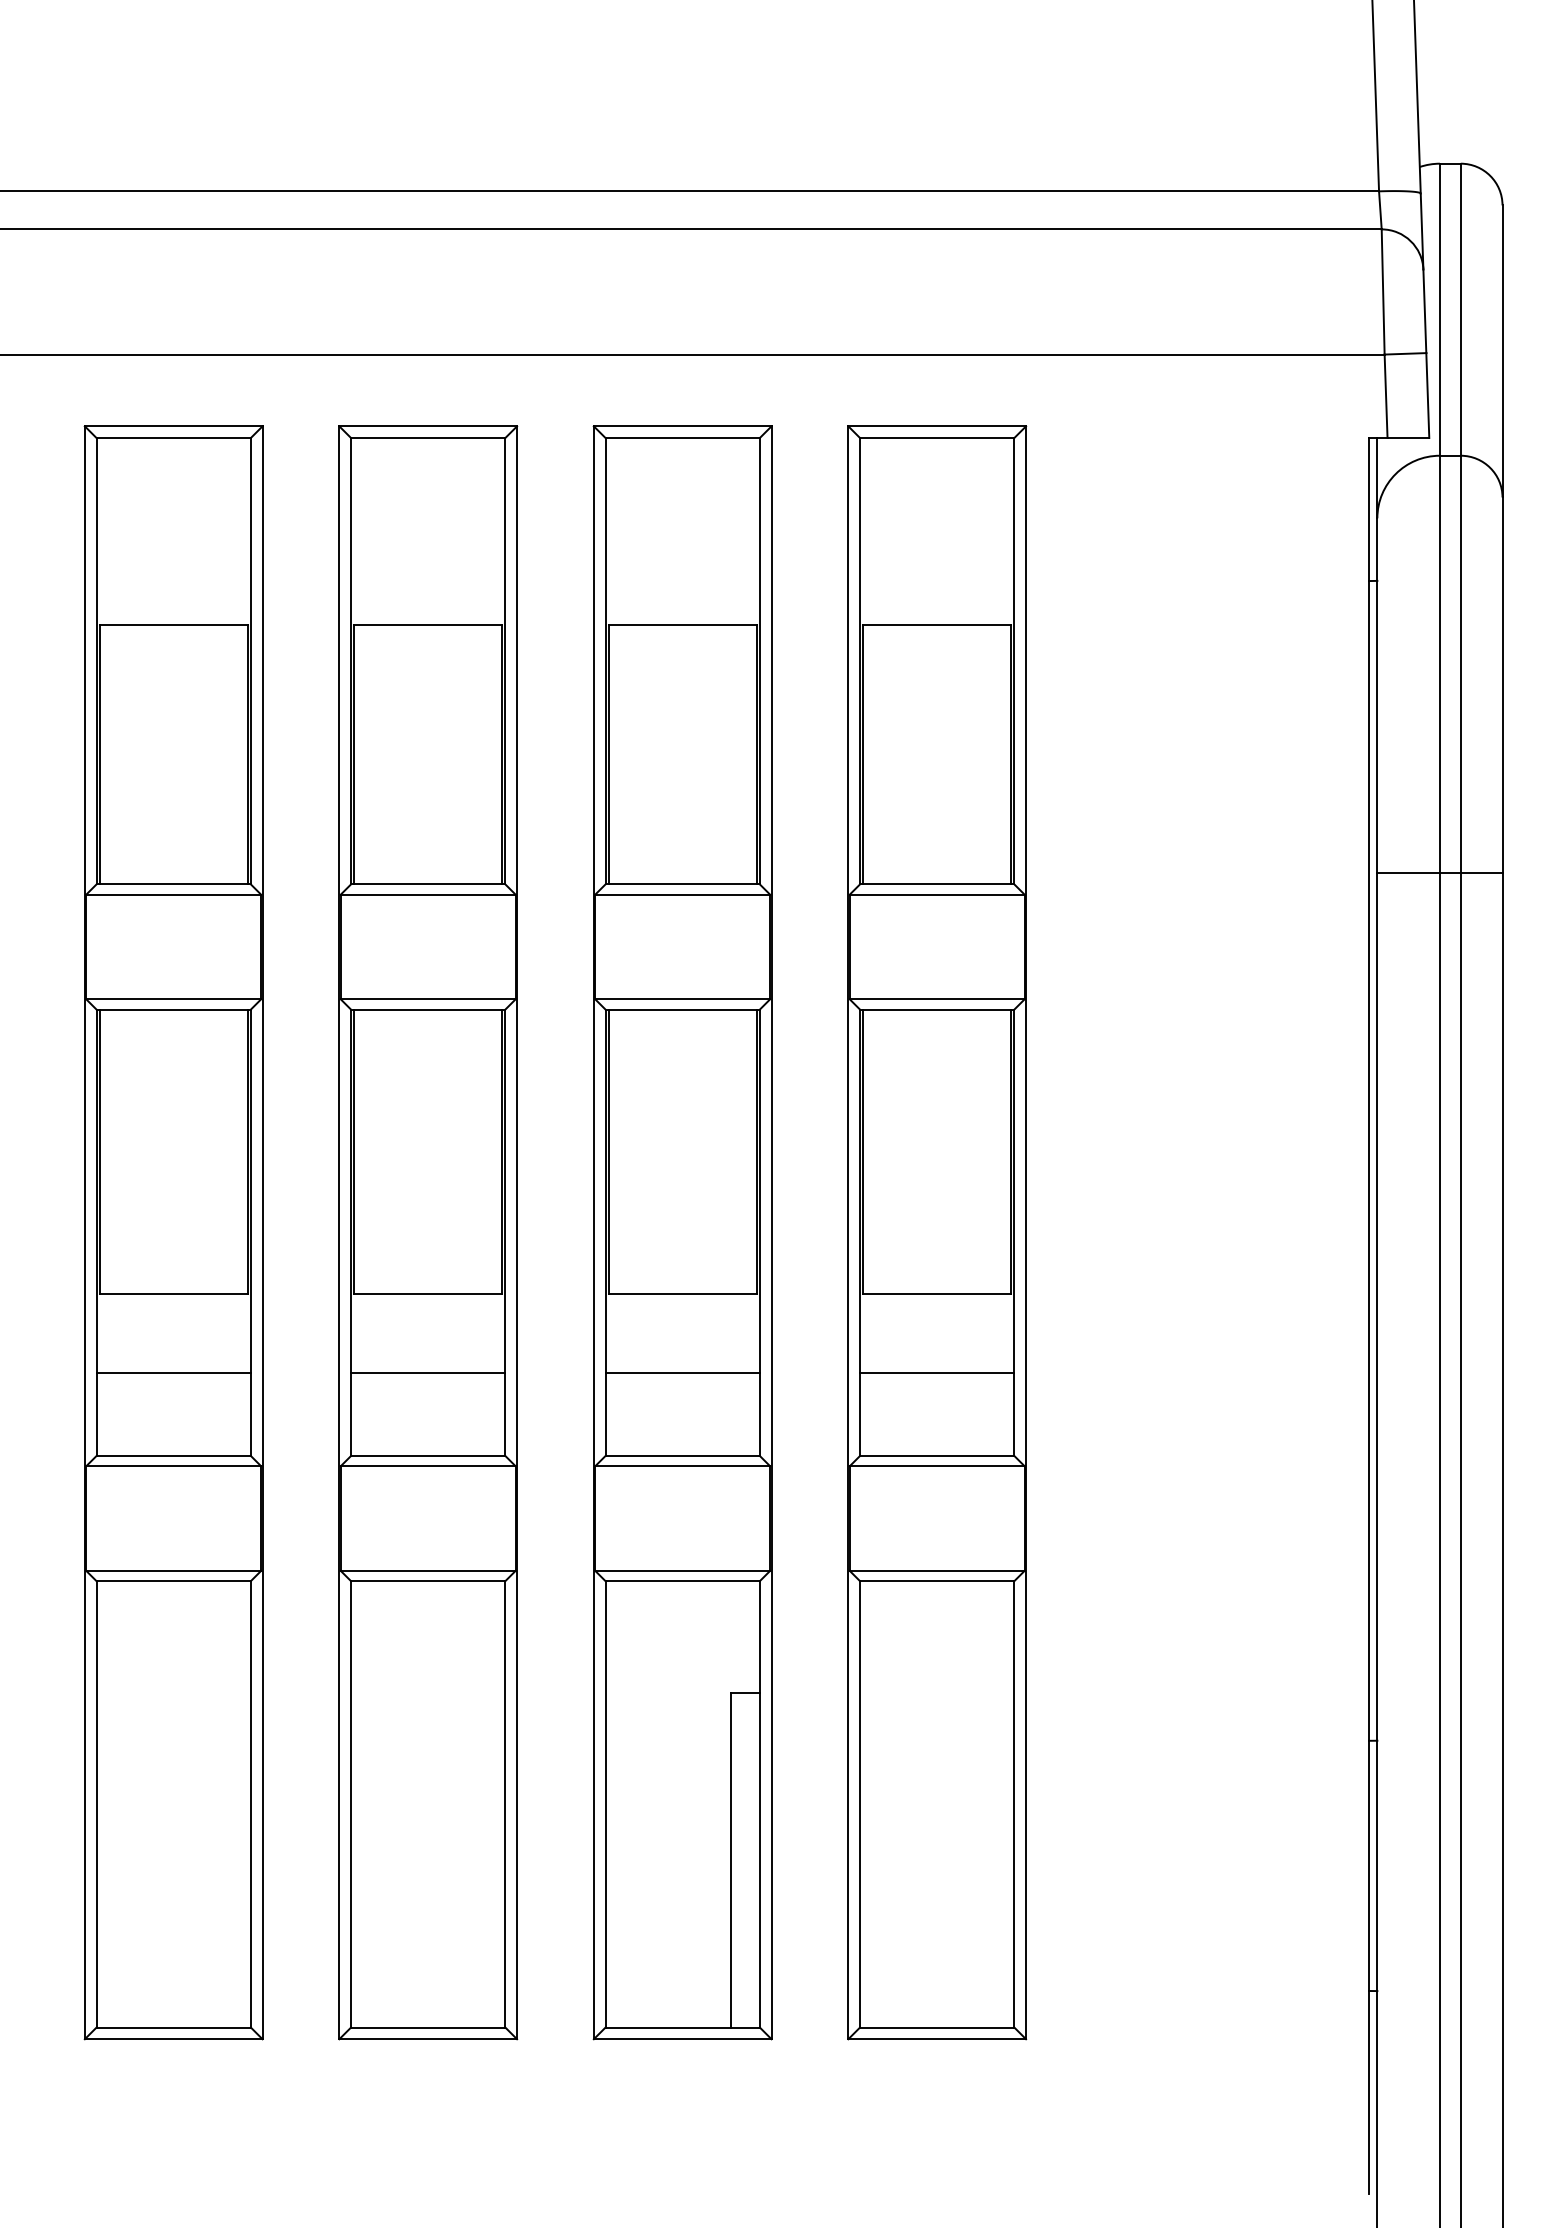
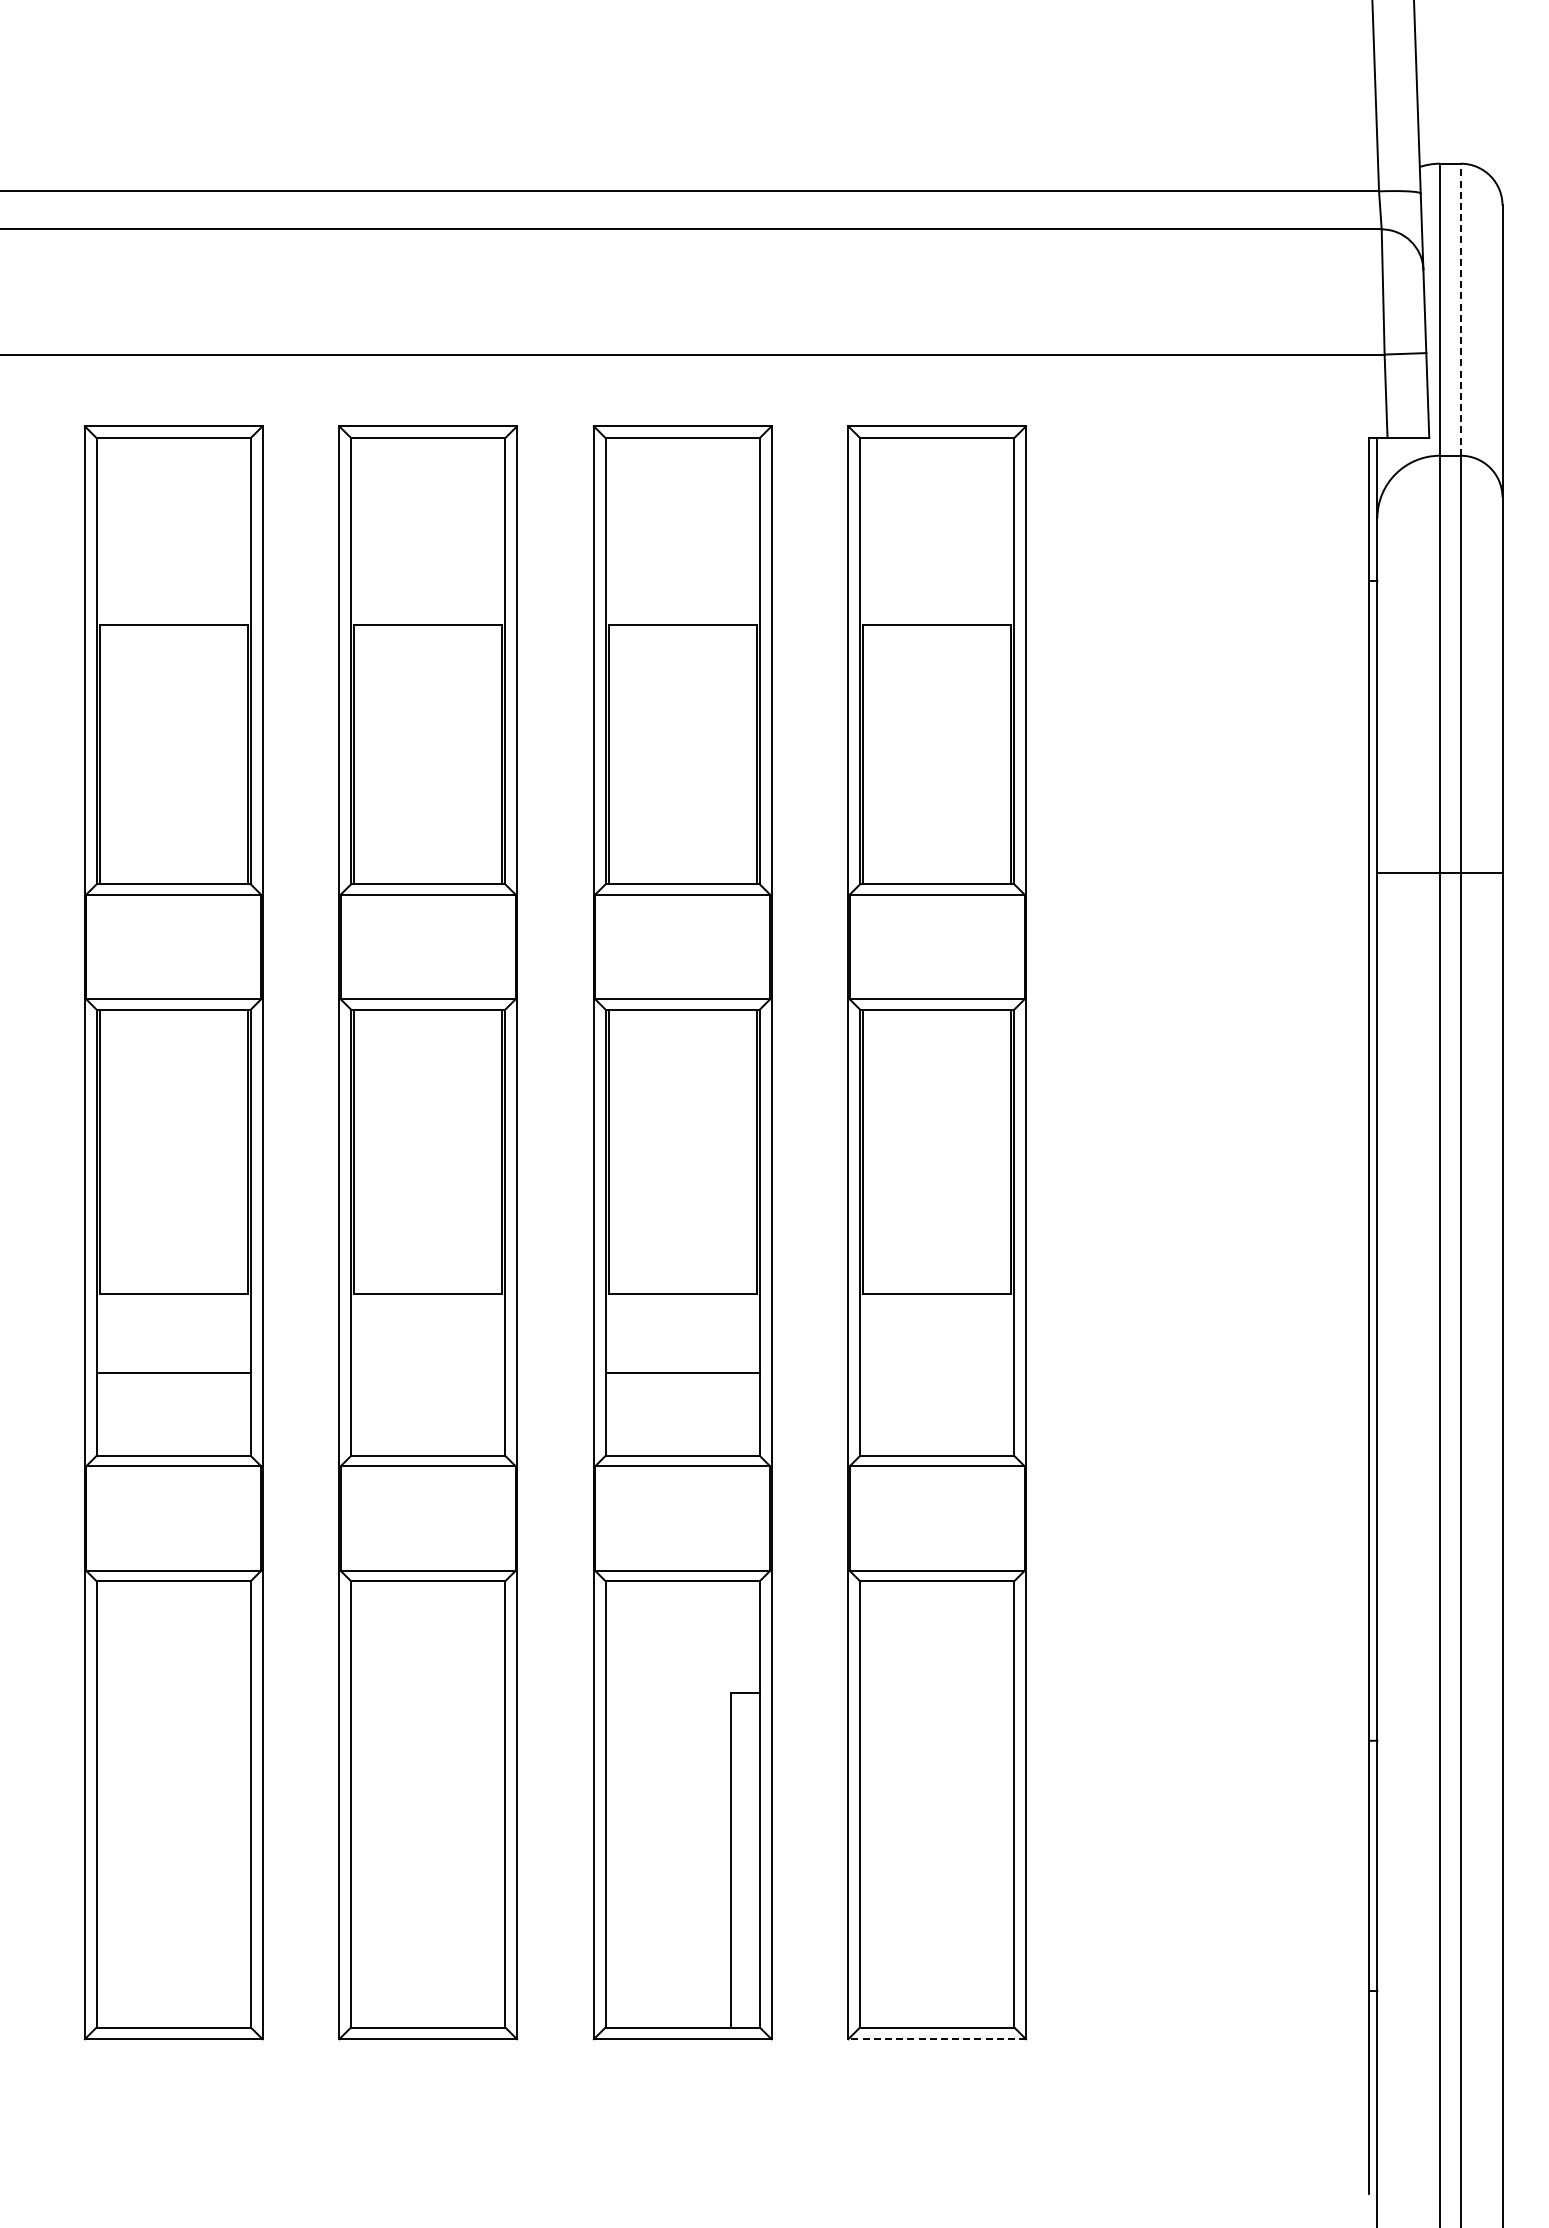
line: solid -> dashed (1460, 309)
line: present -> none (428, 1372)
line: present -> none (937, 1372)
line: solid -> dashed (937, 2039)
